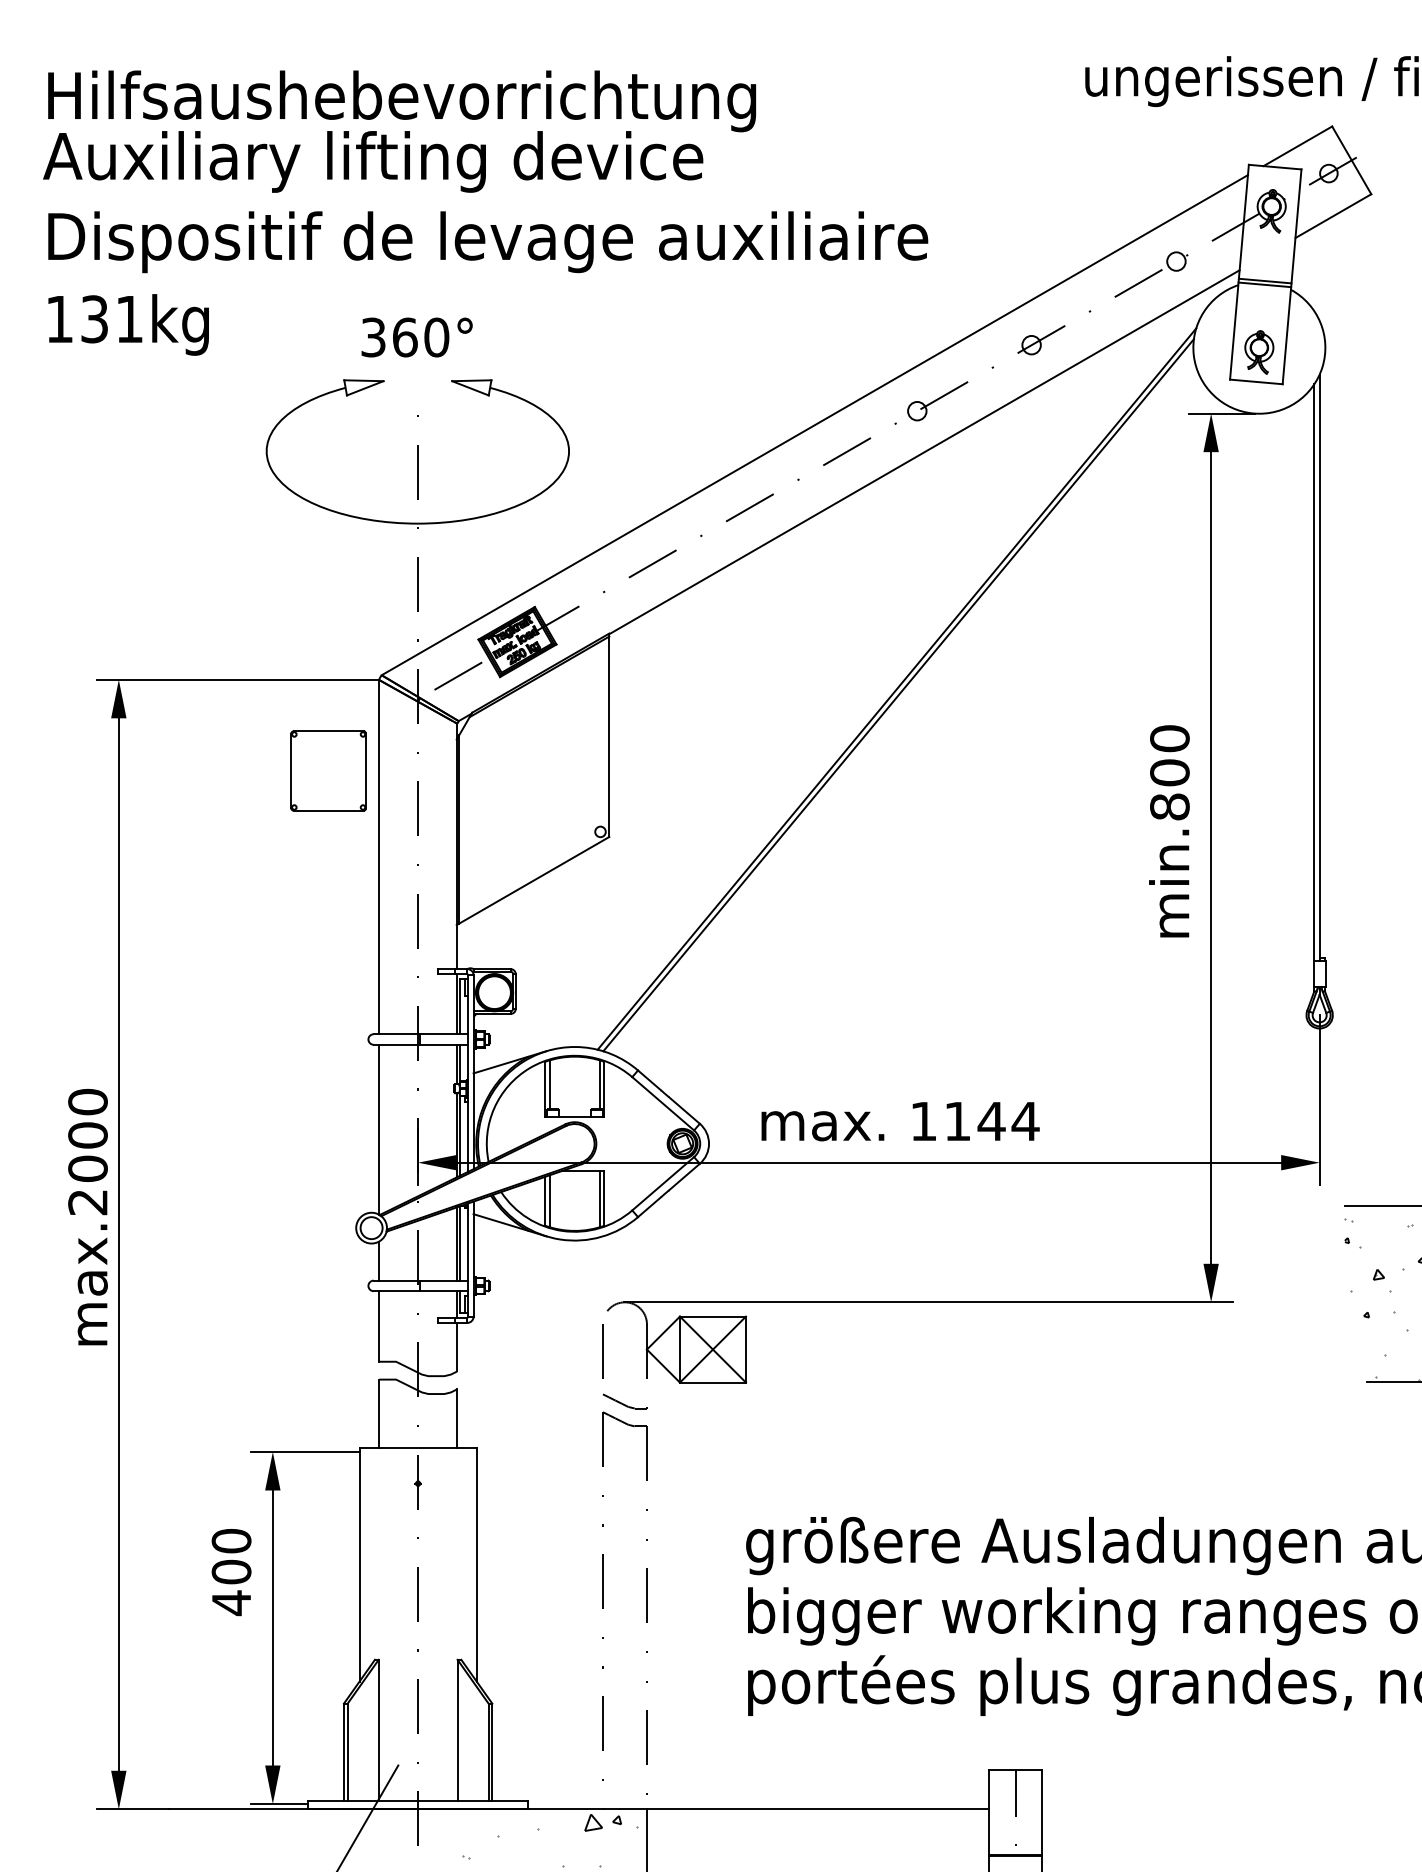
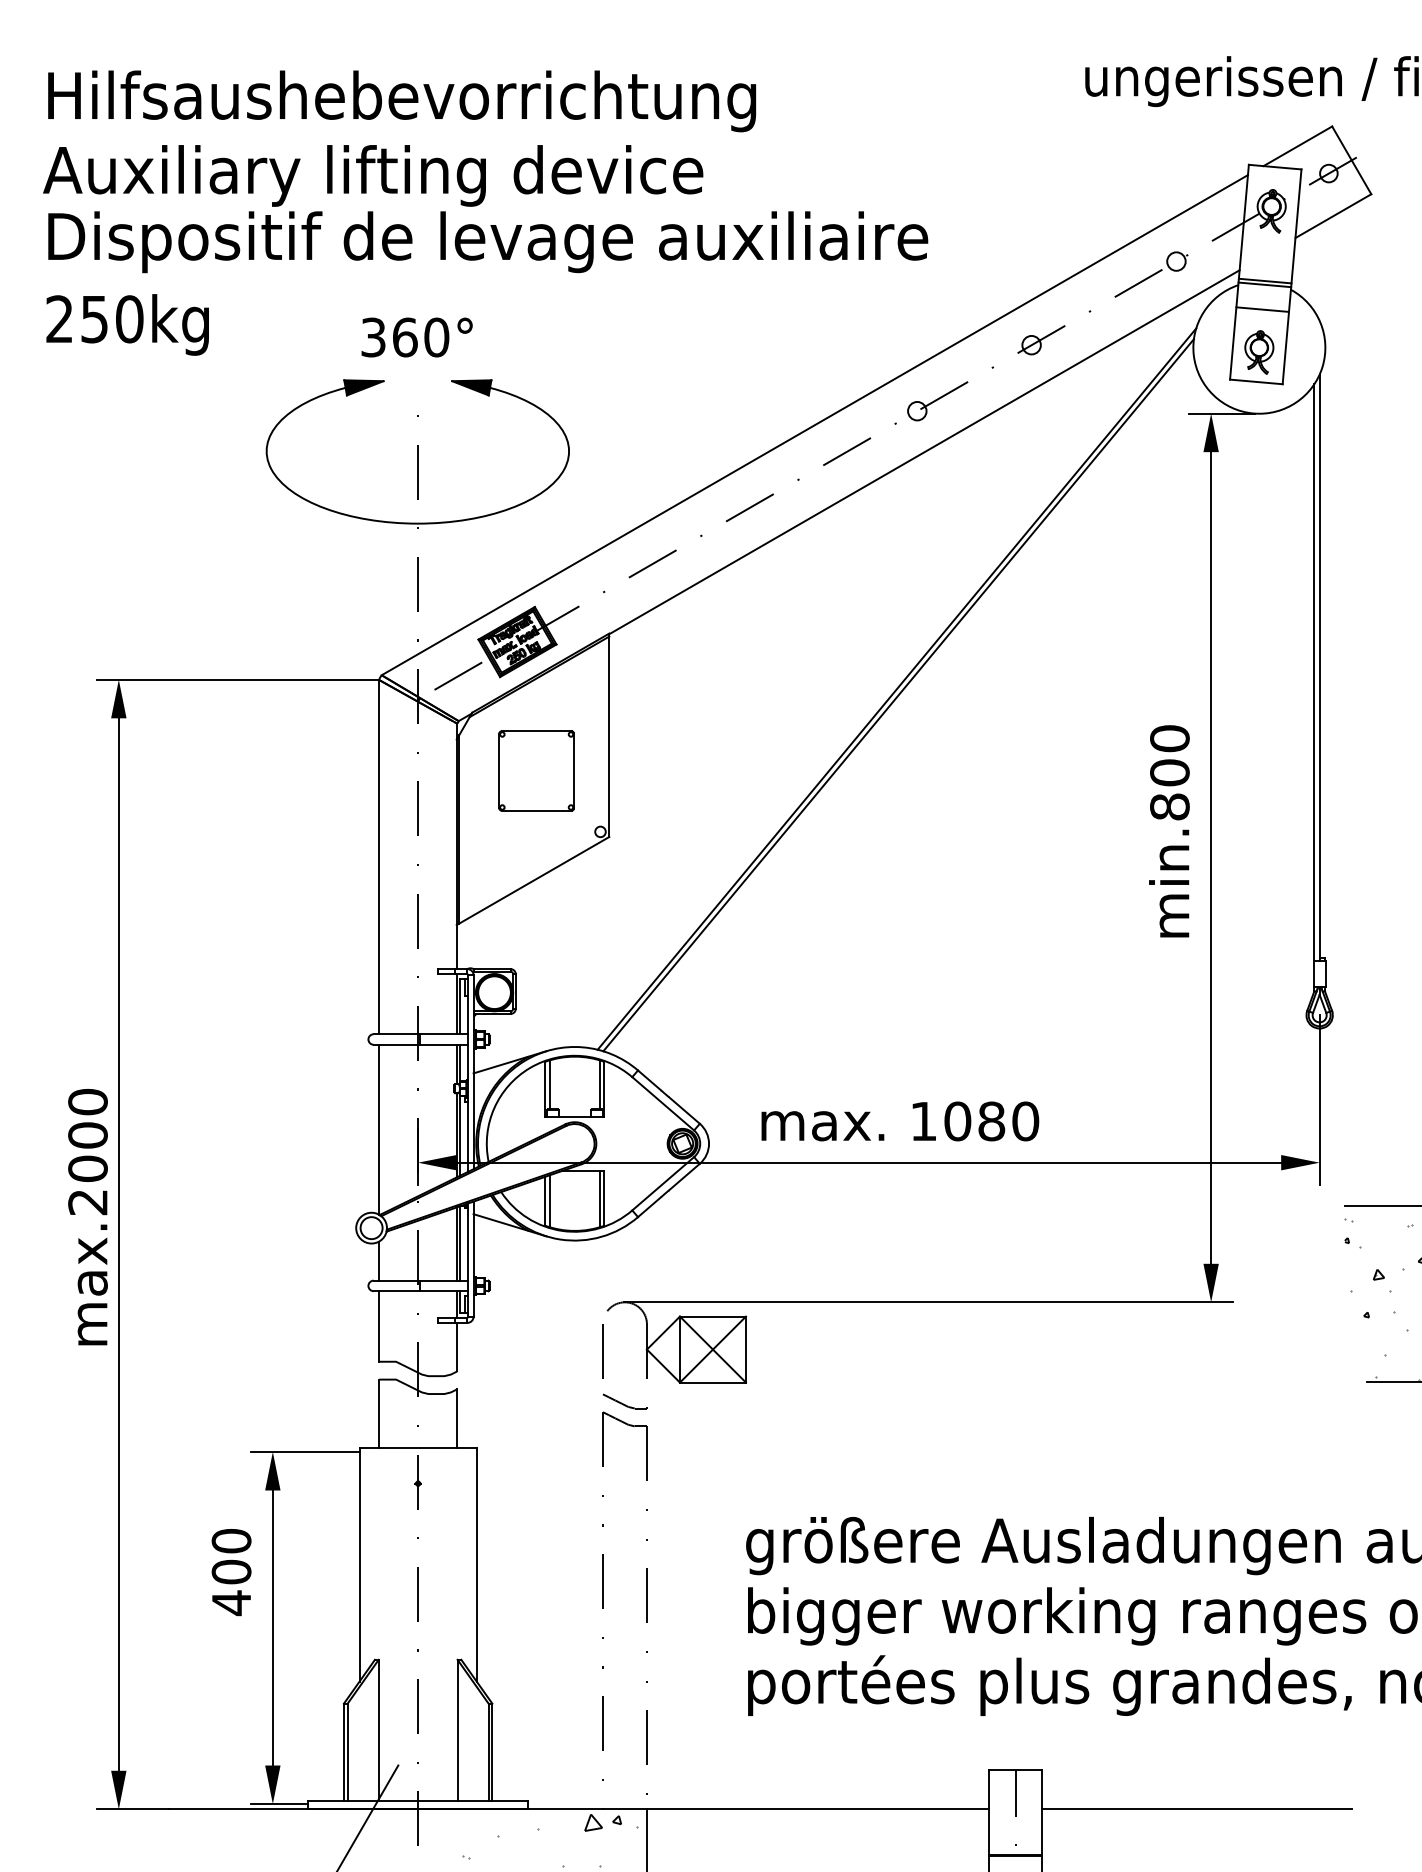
text position: (373, 161) -> (373, 175) (373, 175)
line: none -> present (1262, 309)
text: 131kg -> 250kg (94, 319)
fill: none -> present (363, 387)
fill: none -> present (471, 387)
part position: (328, 770) -> (536, 770) (536, 770)
text: 1144 -> 1080 (991, 1121)
line: none -> present (1196, 1809)
